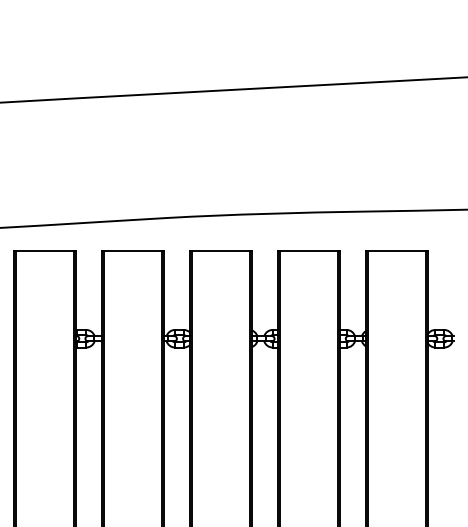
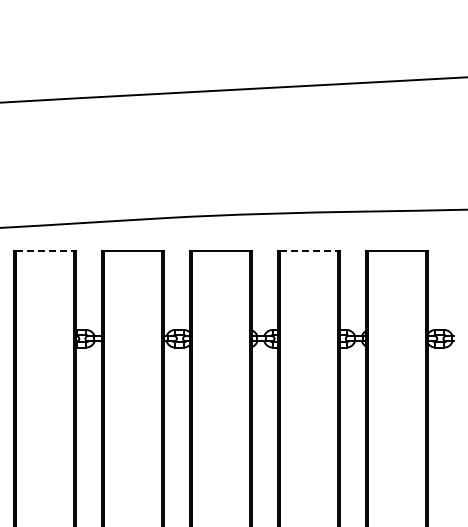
line: solid -> dashed (45, 250)
line: solid -> dashed (309, 250)
